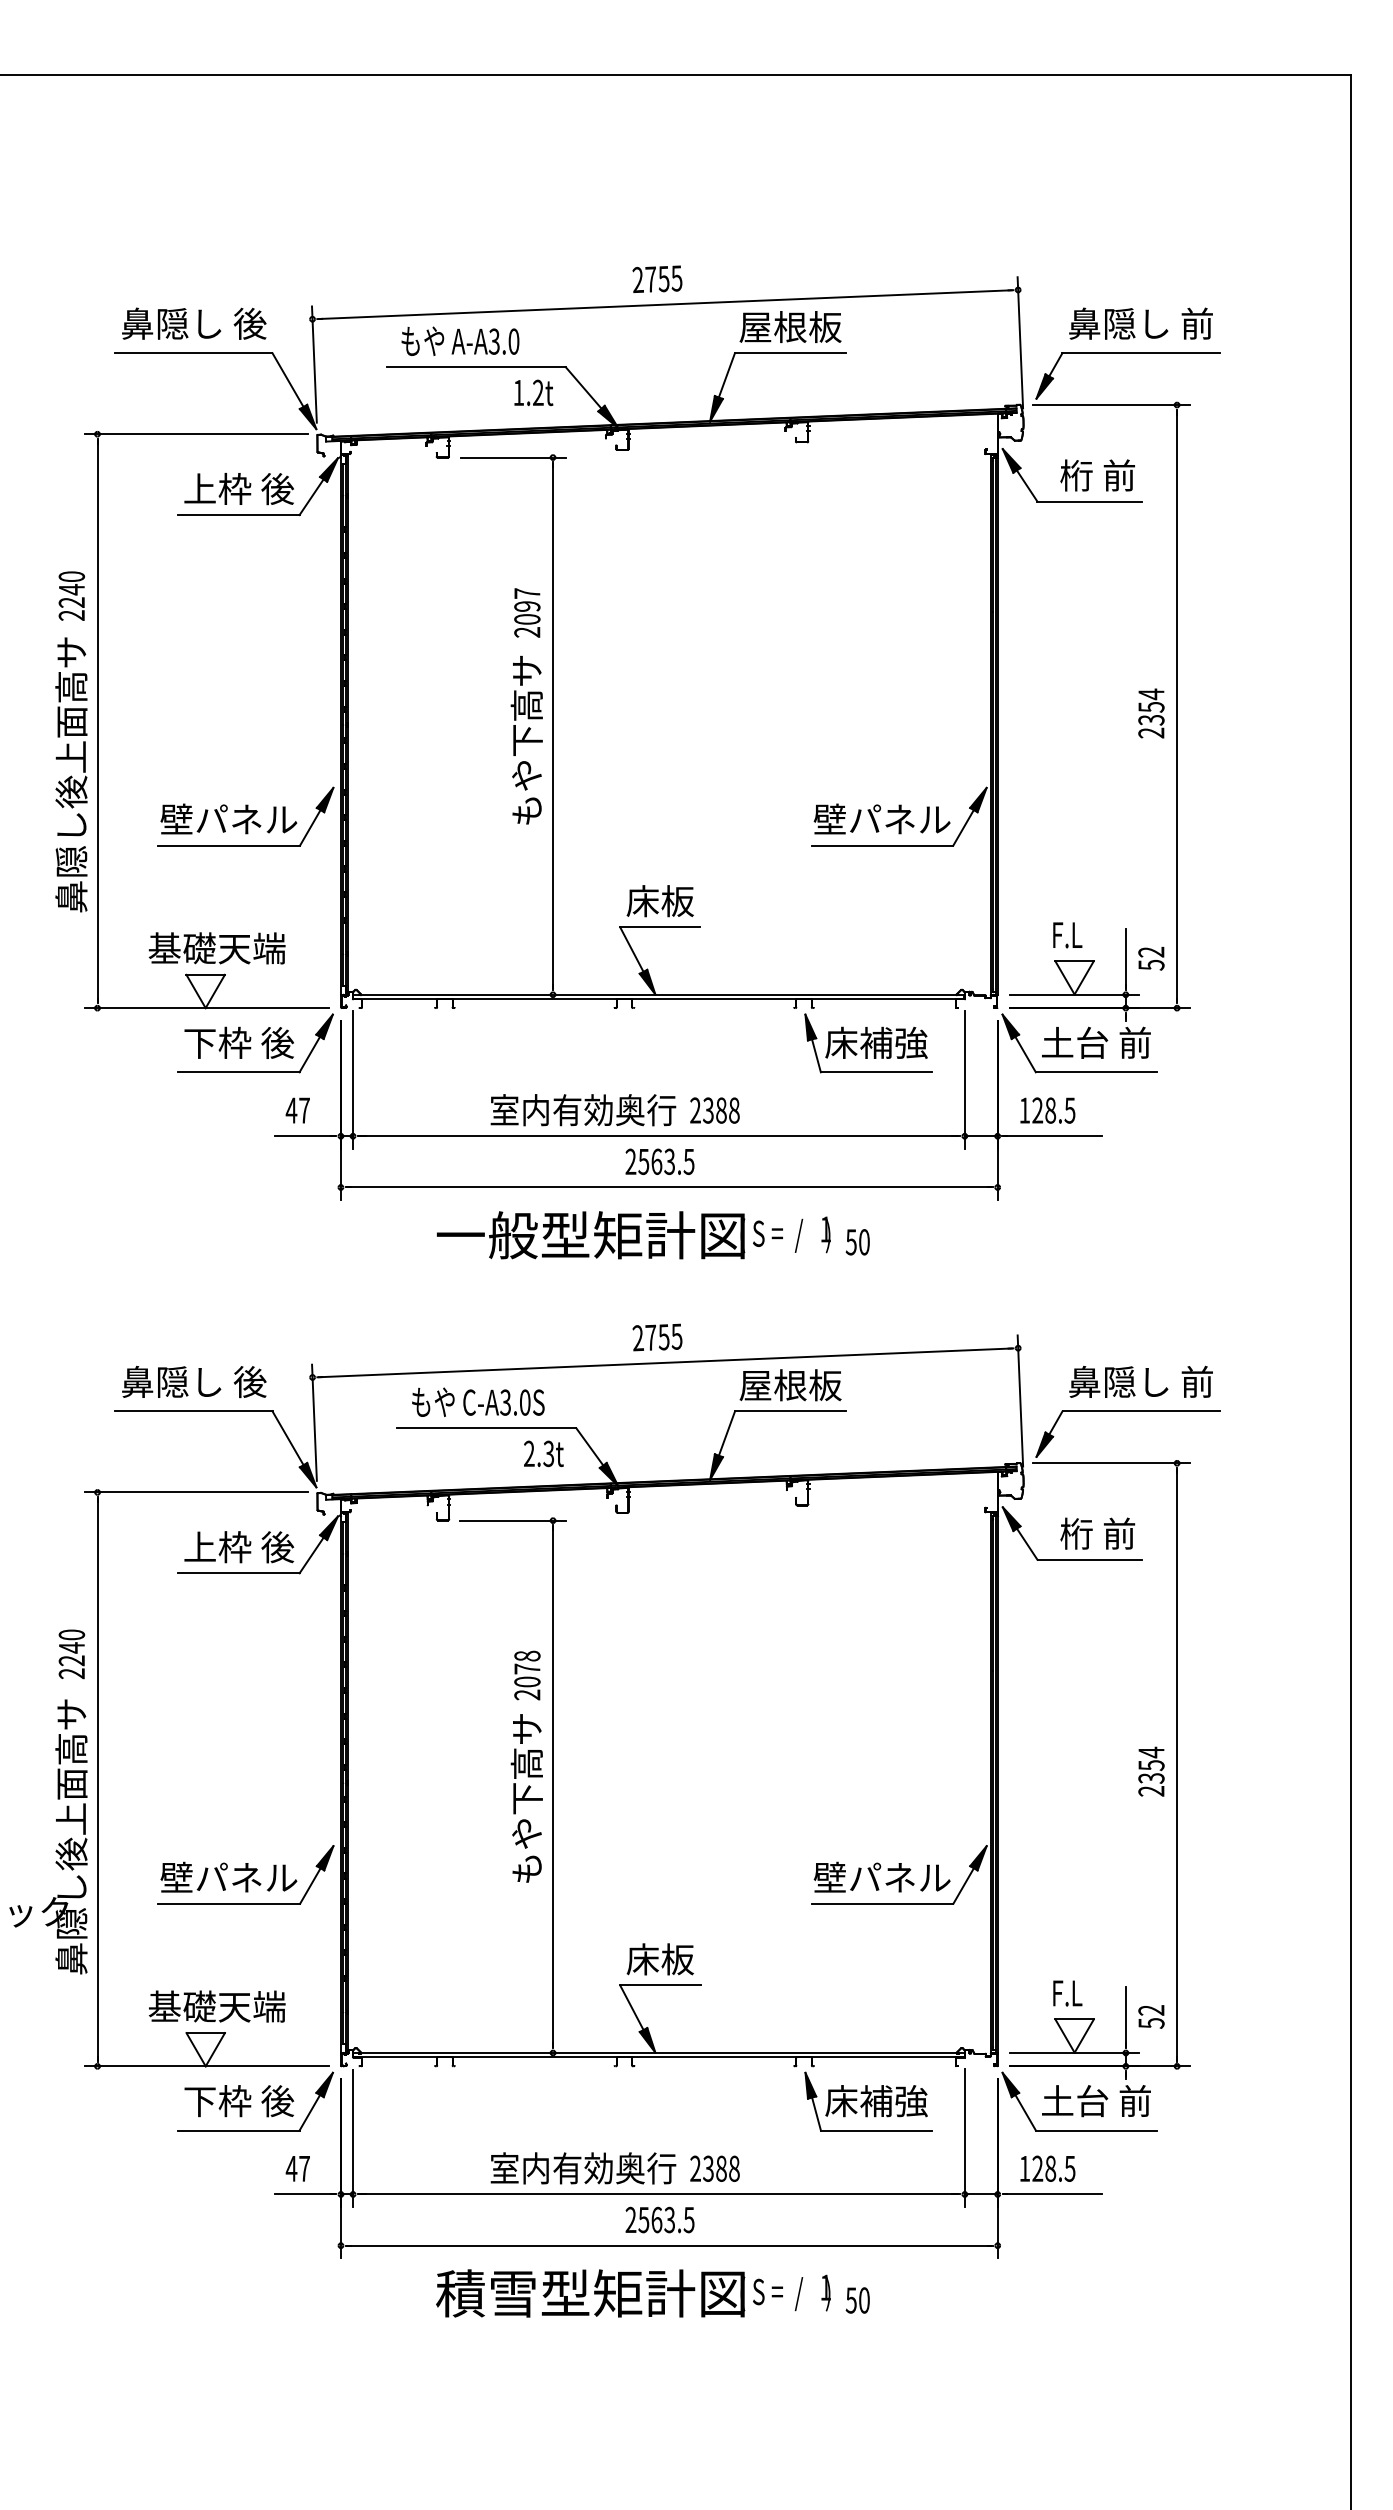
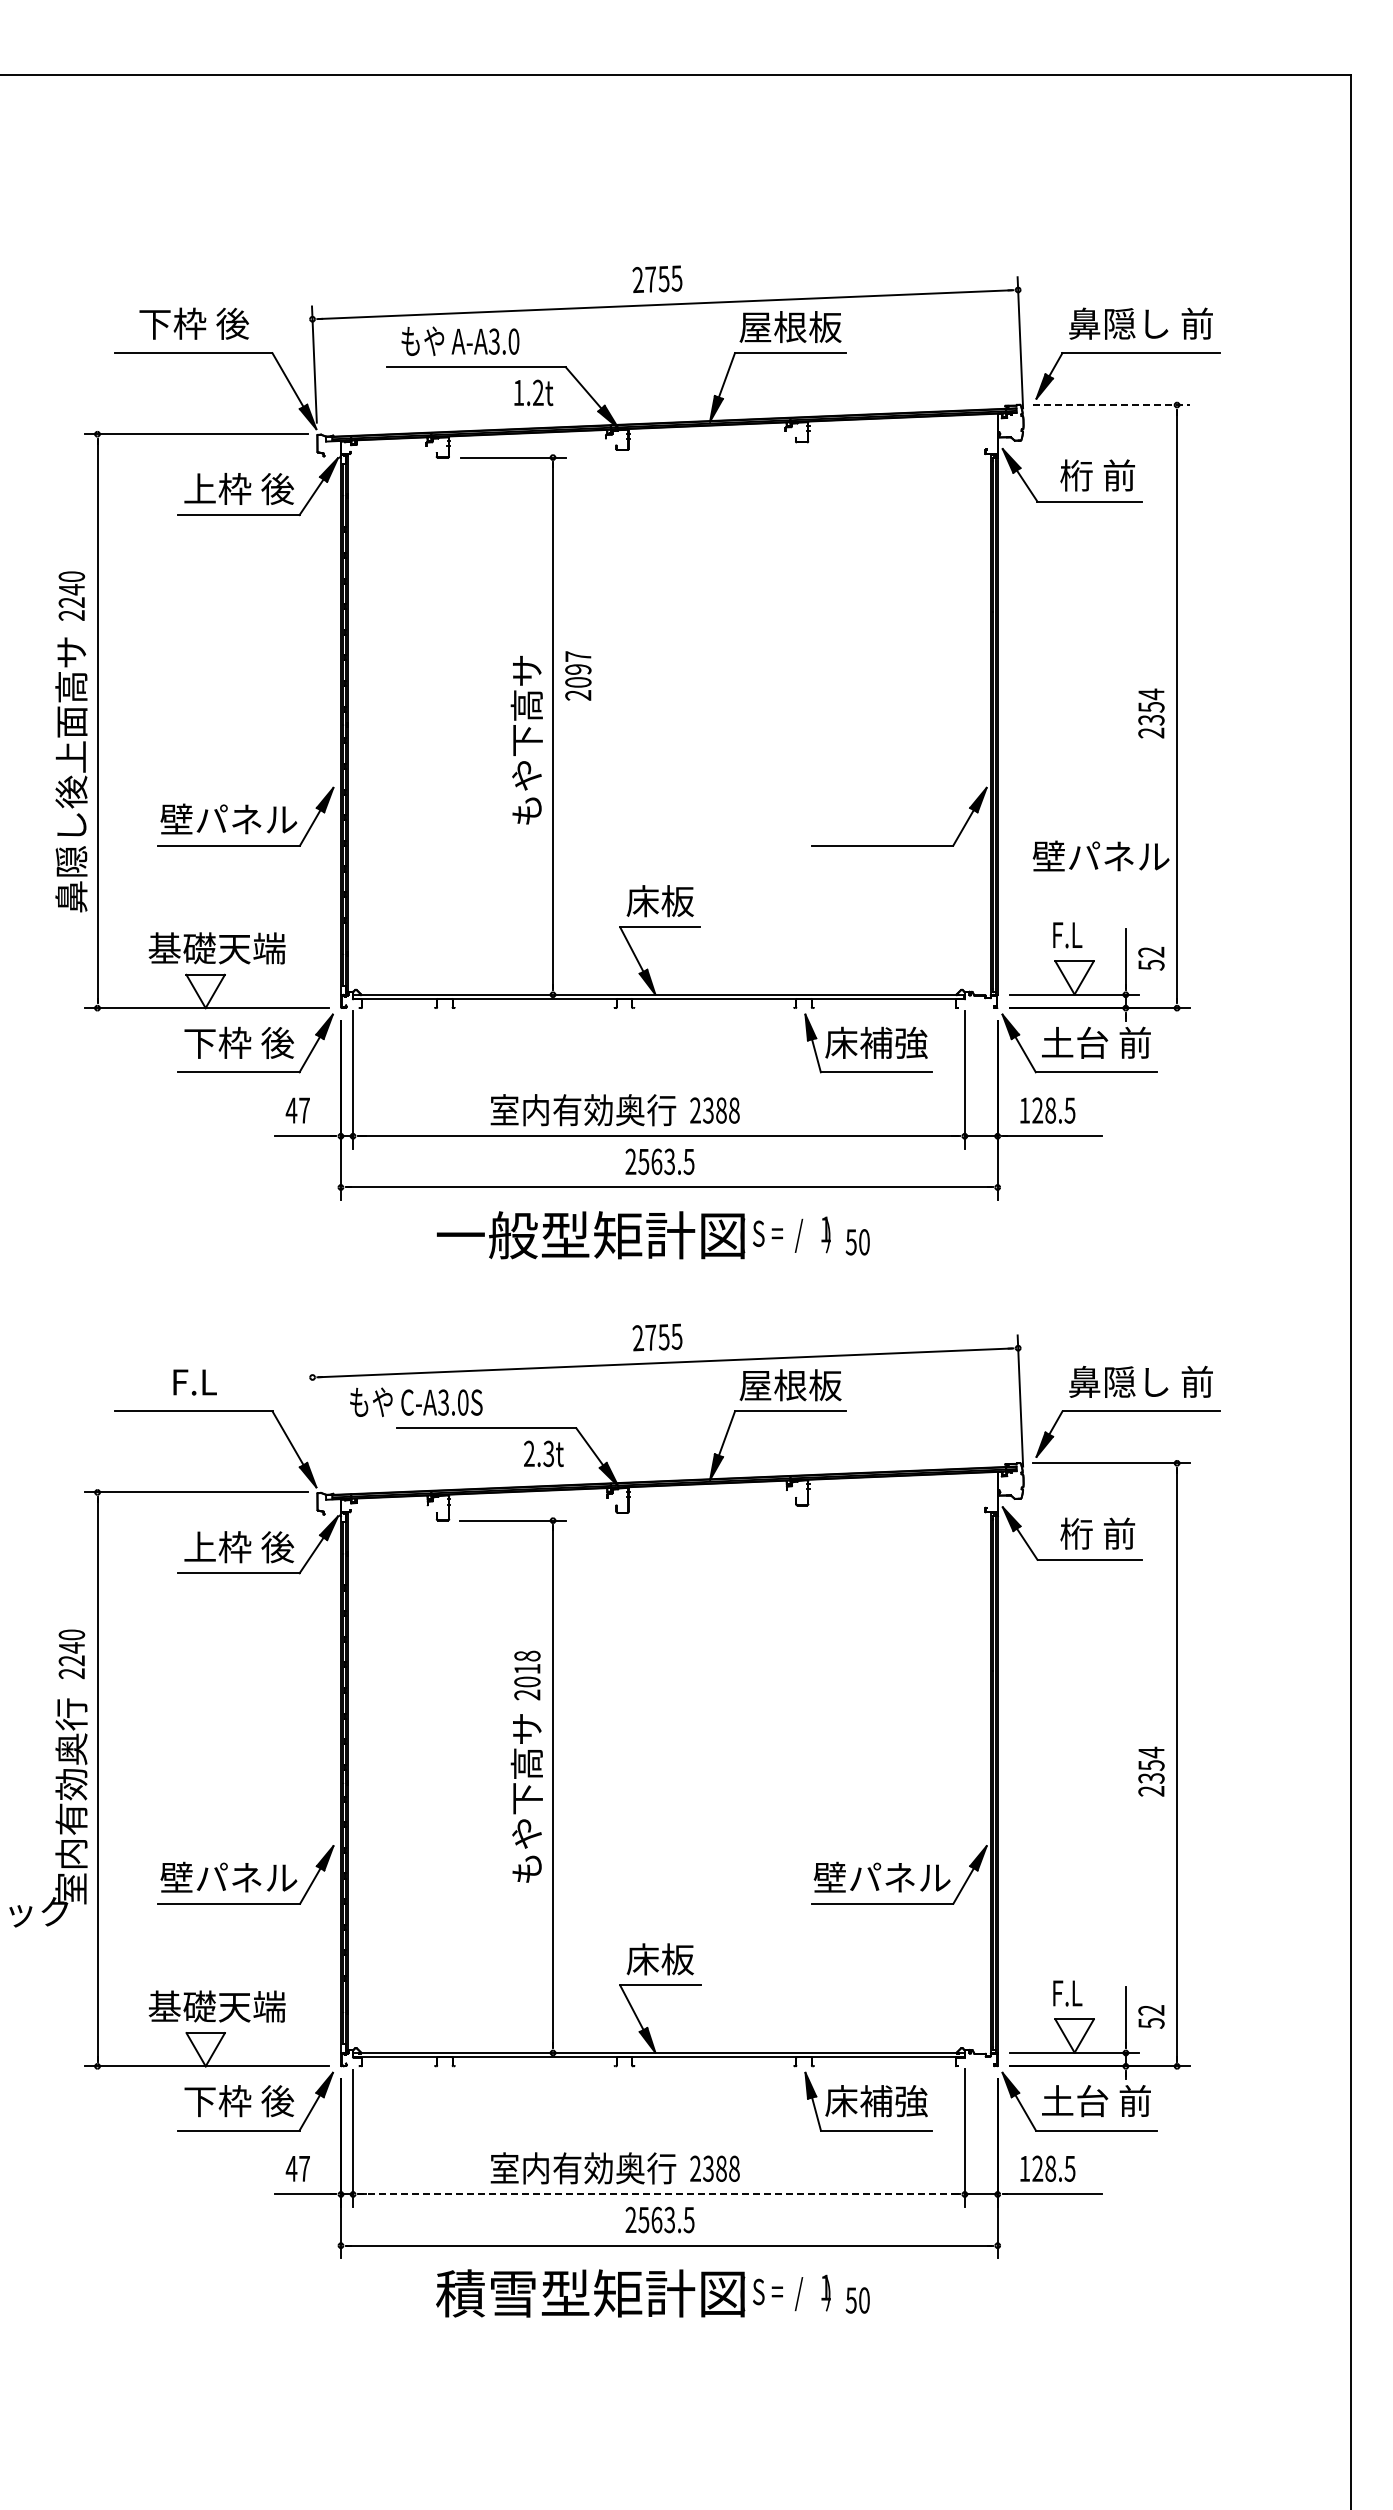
text: 鼻隠し 後 -> 下枠 後 (194, 323)
line: solid -> dashed (1111, 405)
text position: (527, 612) -> (578, 675) (578, 675)
text position: (881, 818) -> (1100, 855) (1100, 855)
text: 鼻隠し 後 -> F.L (194, 1381)
text position: (478, 1401) -> (416, 1401) (416, 1401)
line: present -> none (314, 1422)
text: 2078 -> 2018 (527, 1668)
text: 鼻隠し後上面高サ -> 室内有効奥行 (71, 1836)
line: solid -> dashed (658, 2194)
